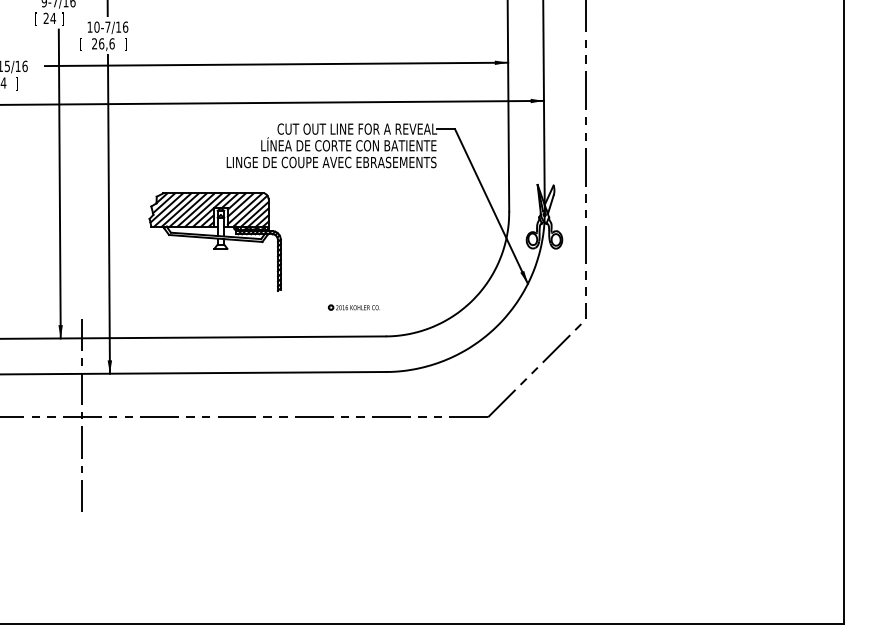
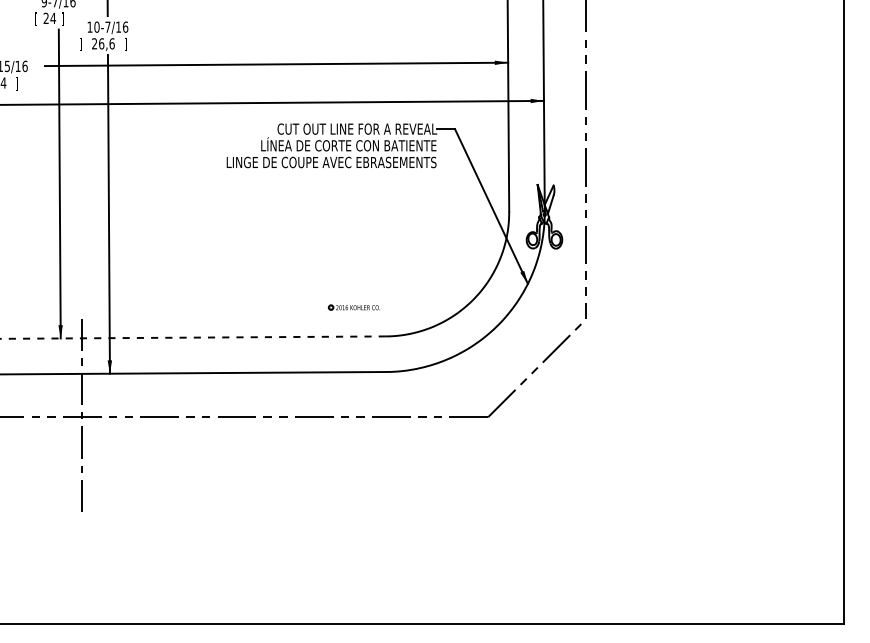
text: [ -> ] (80, 44)
part: present -> none (214, 241)
line: solid -> dashed (192, 337)
